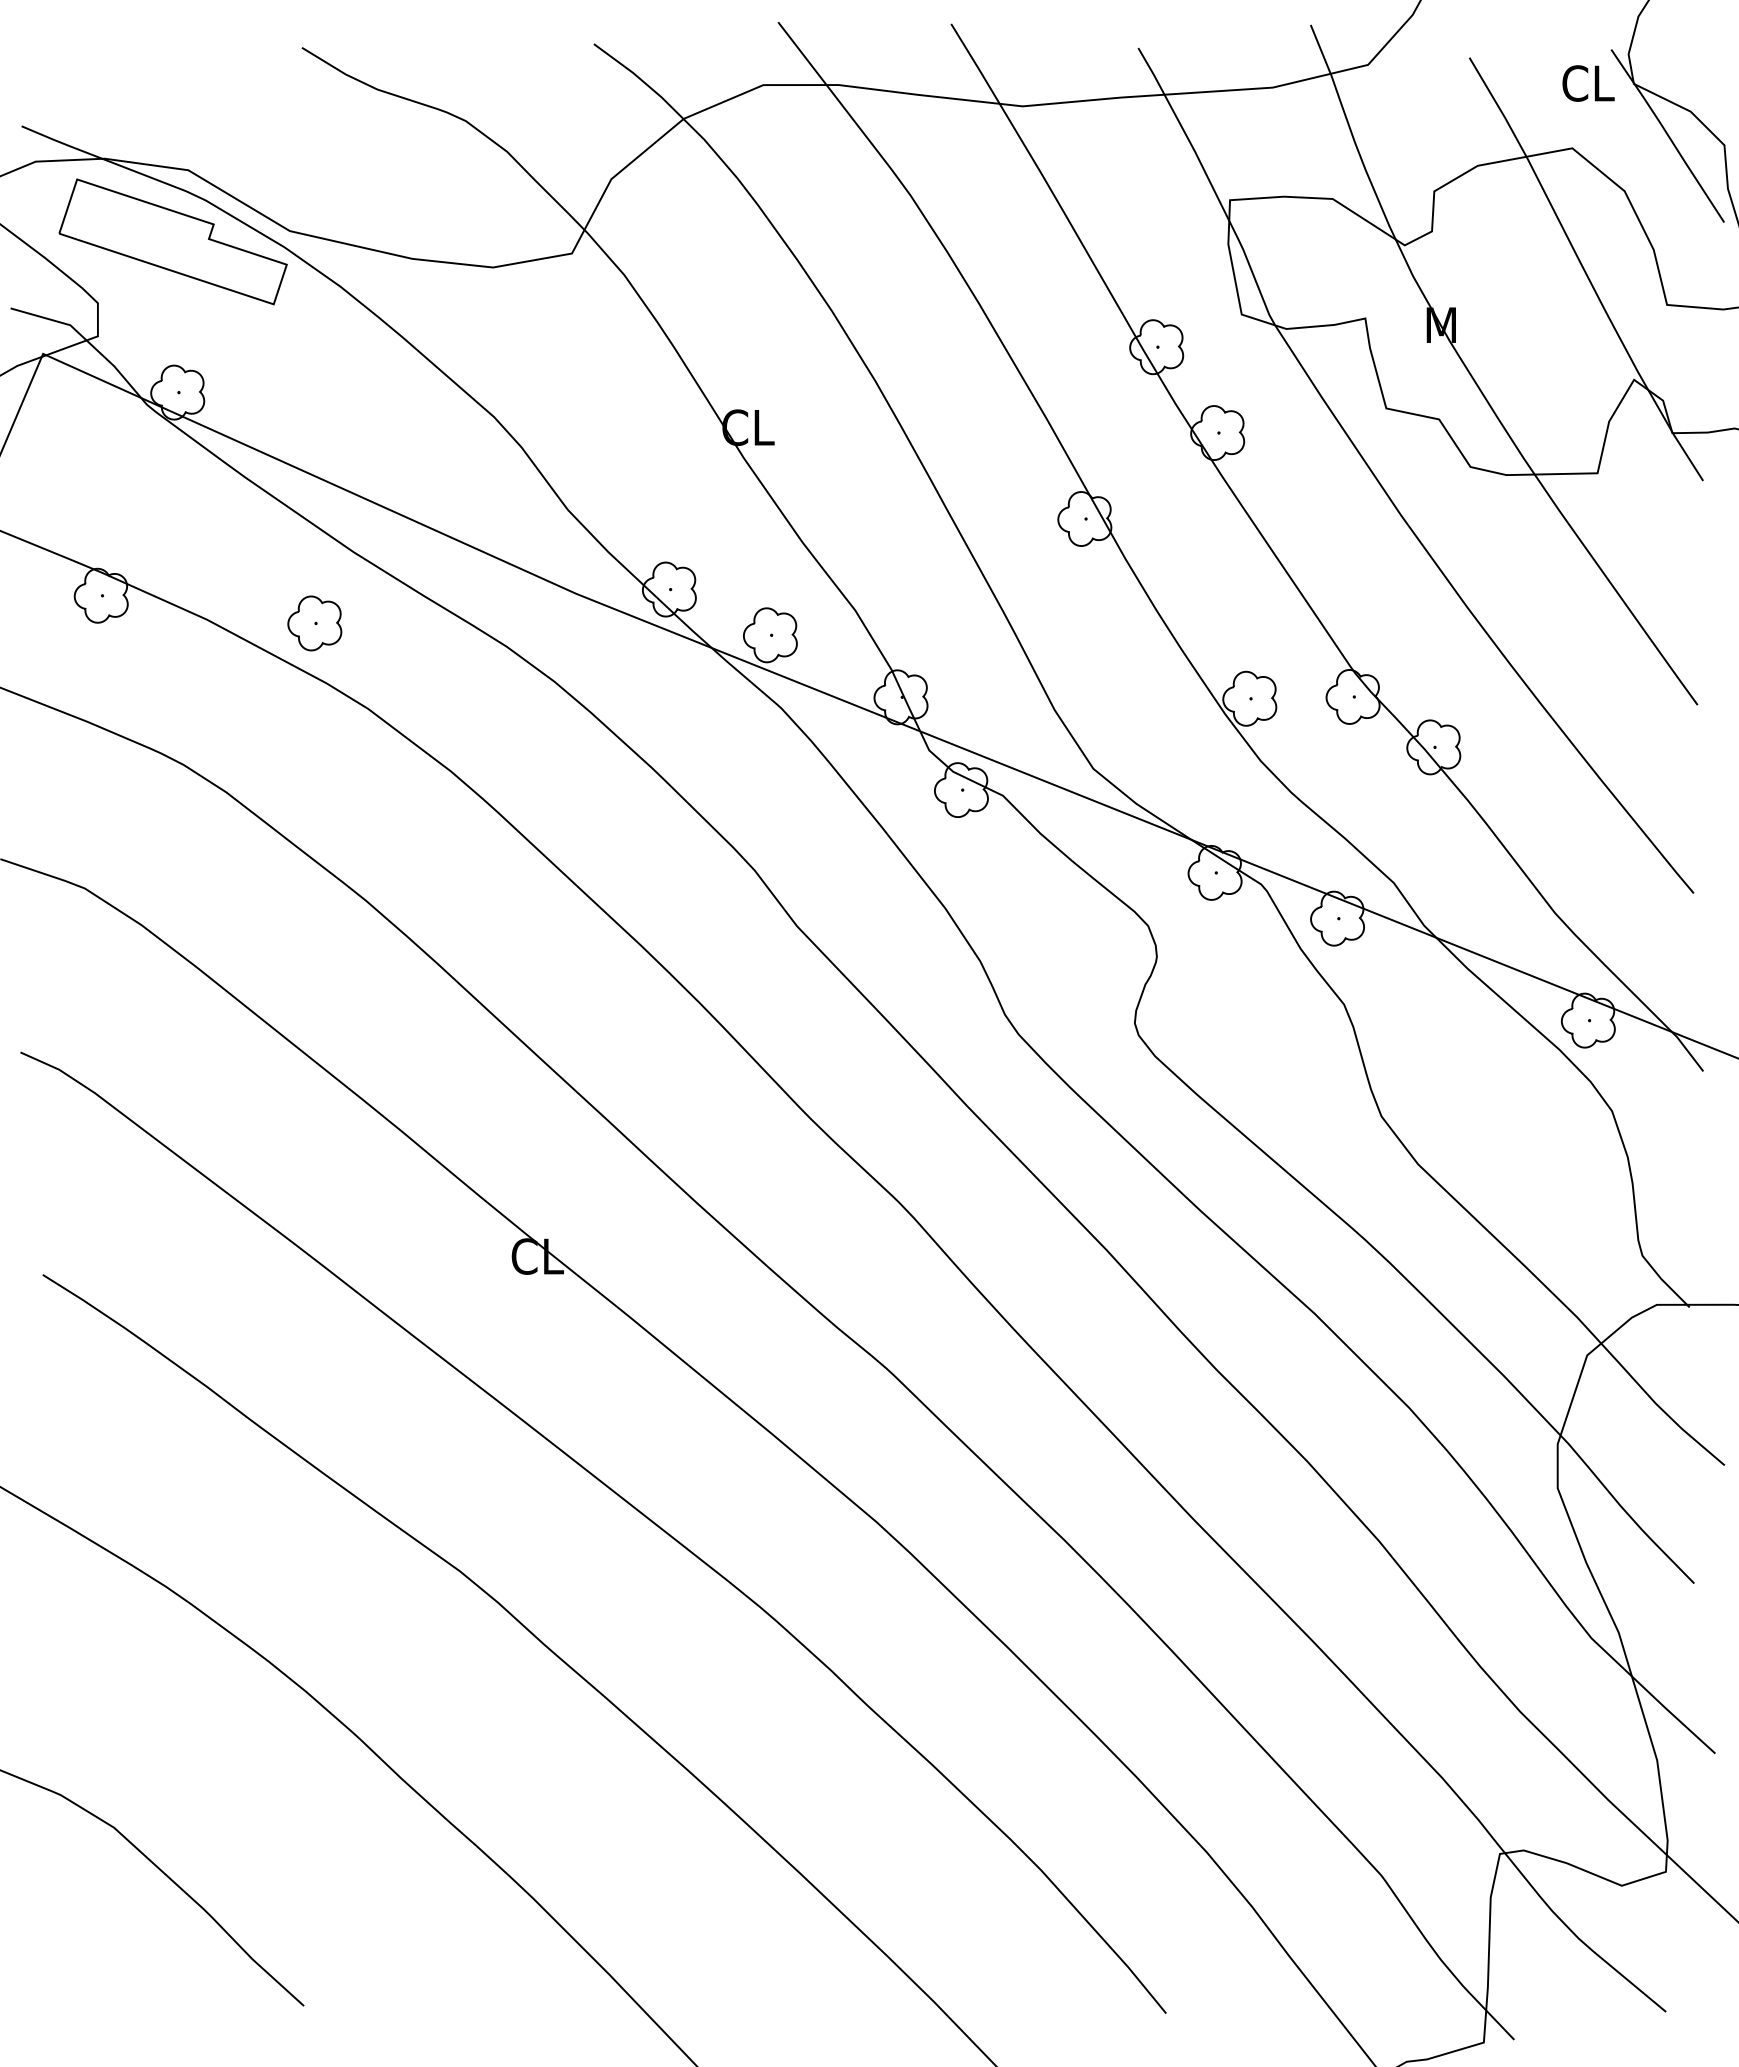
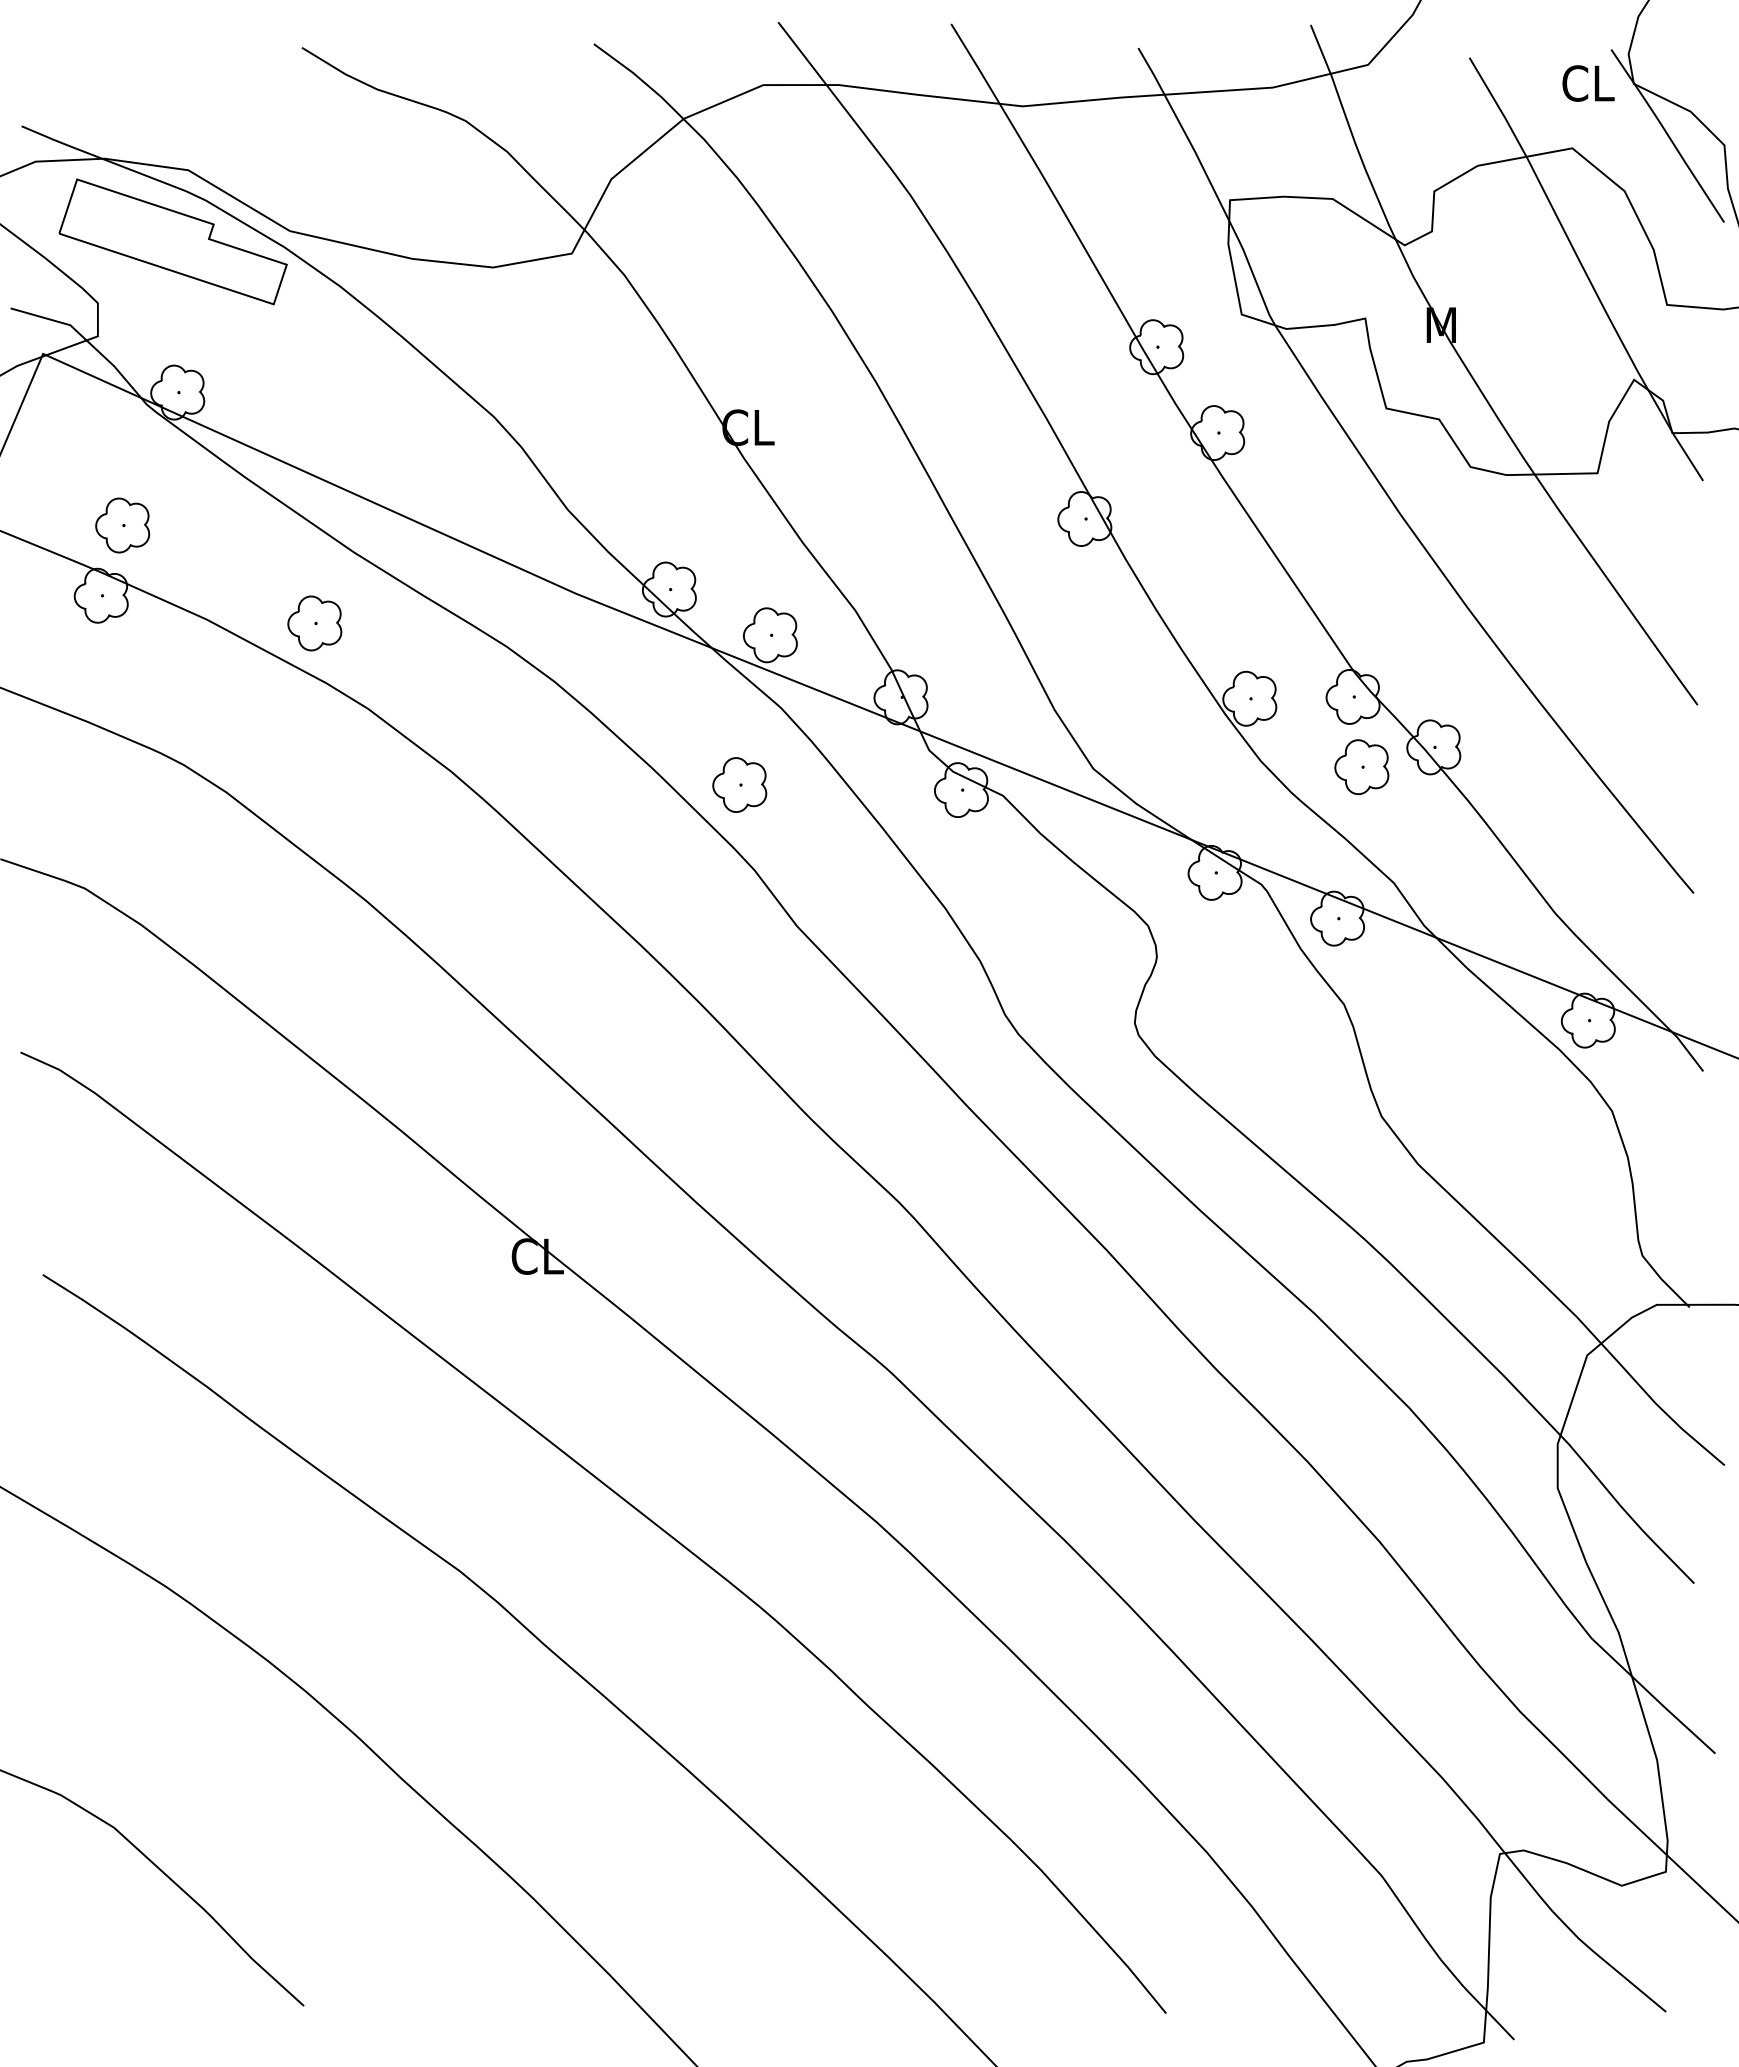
part: none -> present (122, 525)
part: none -> present (1361, 767)
part: none -> present (739, 784)
